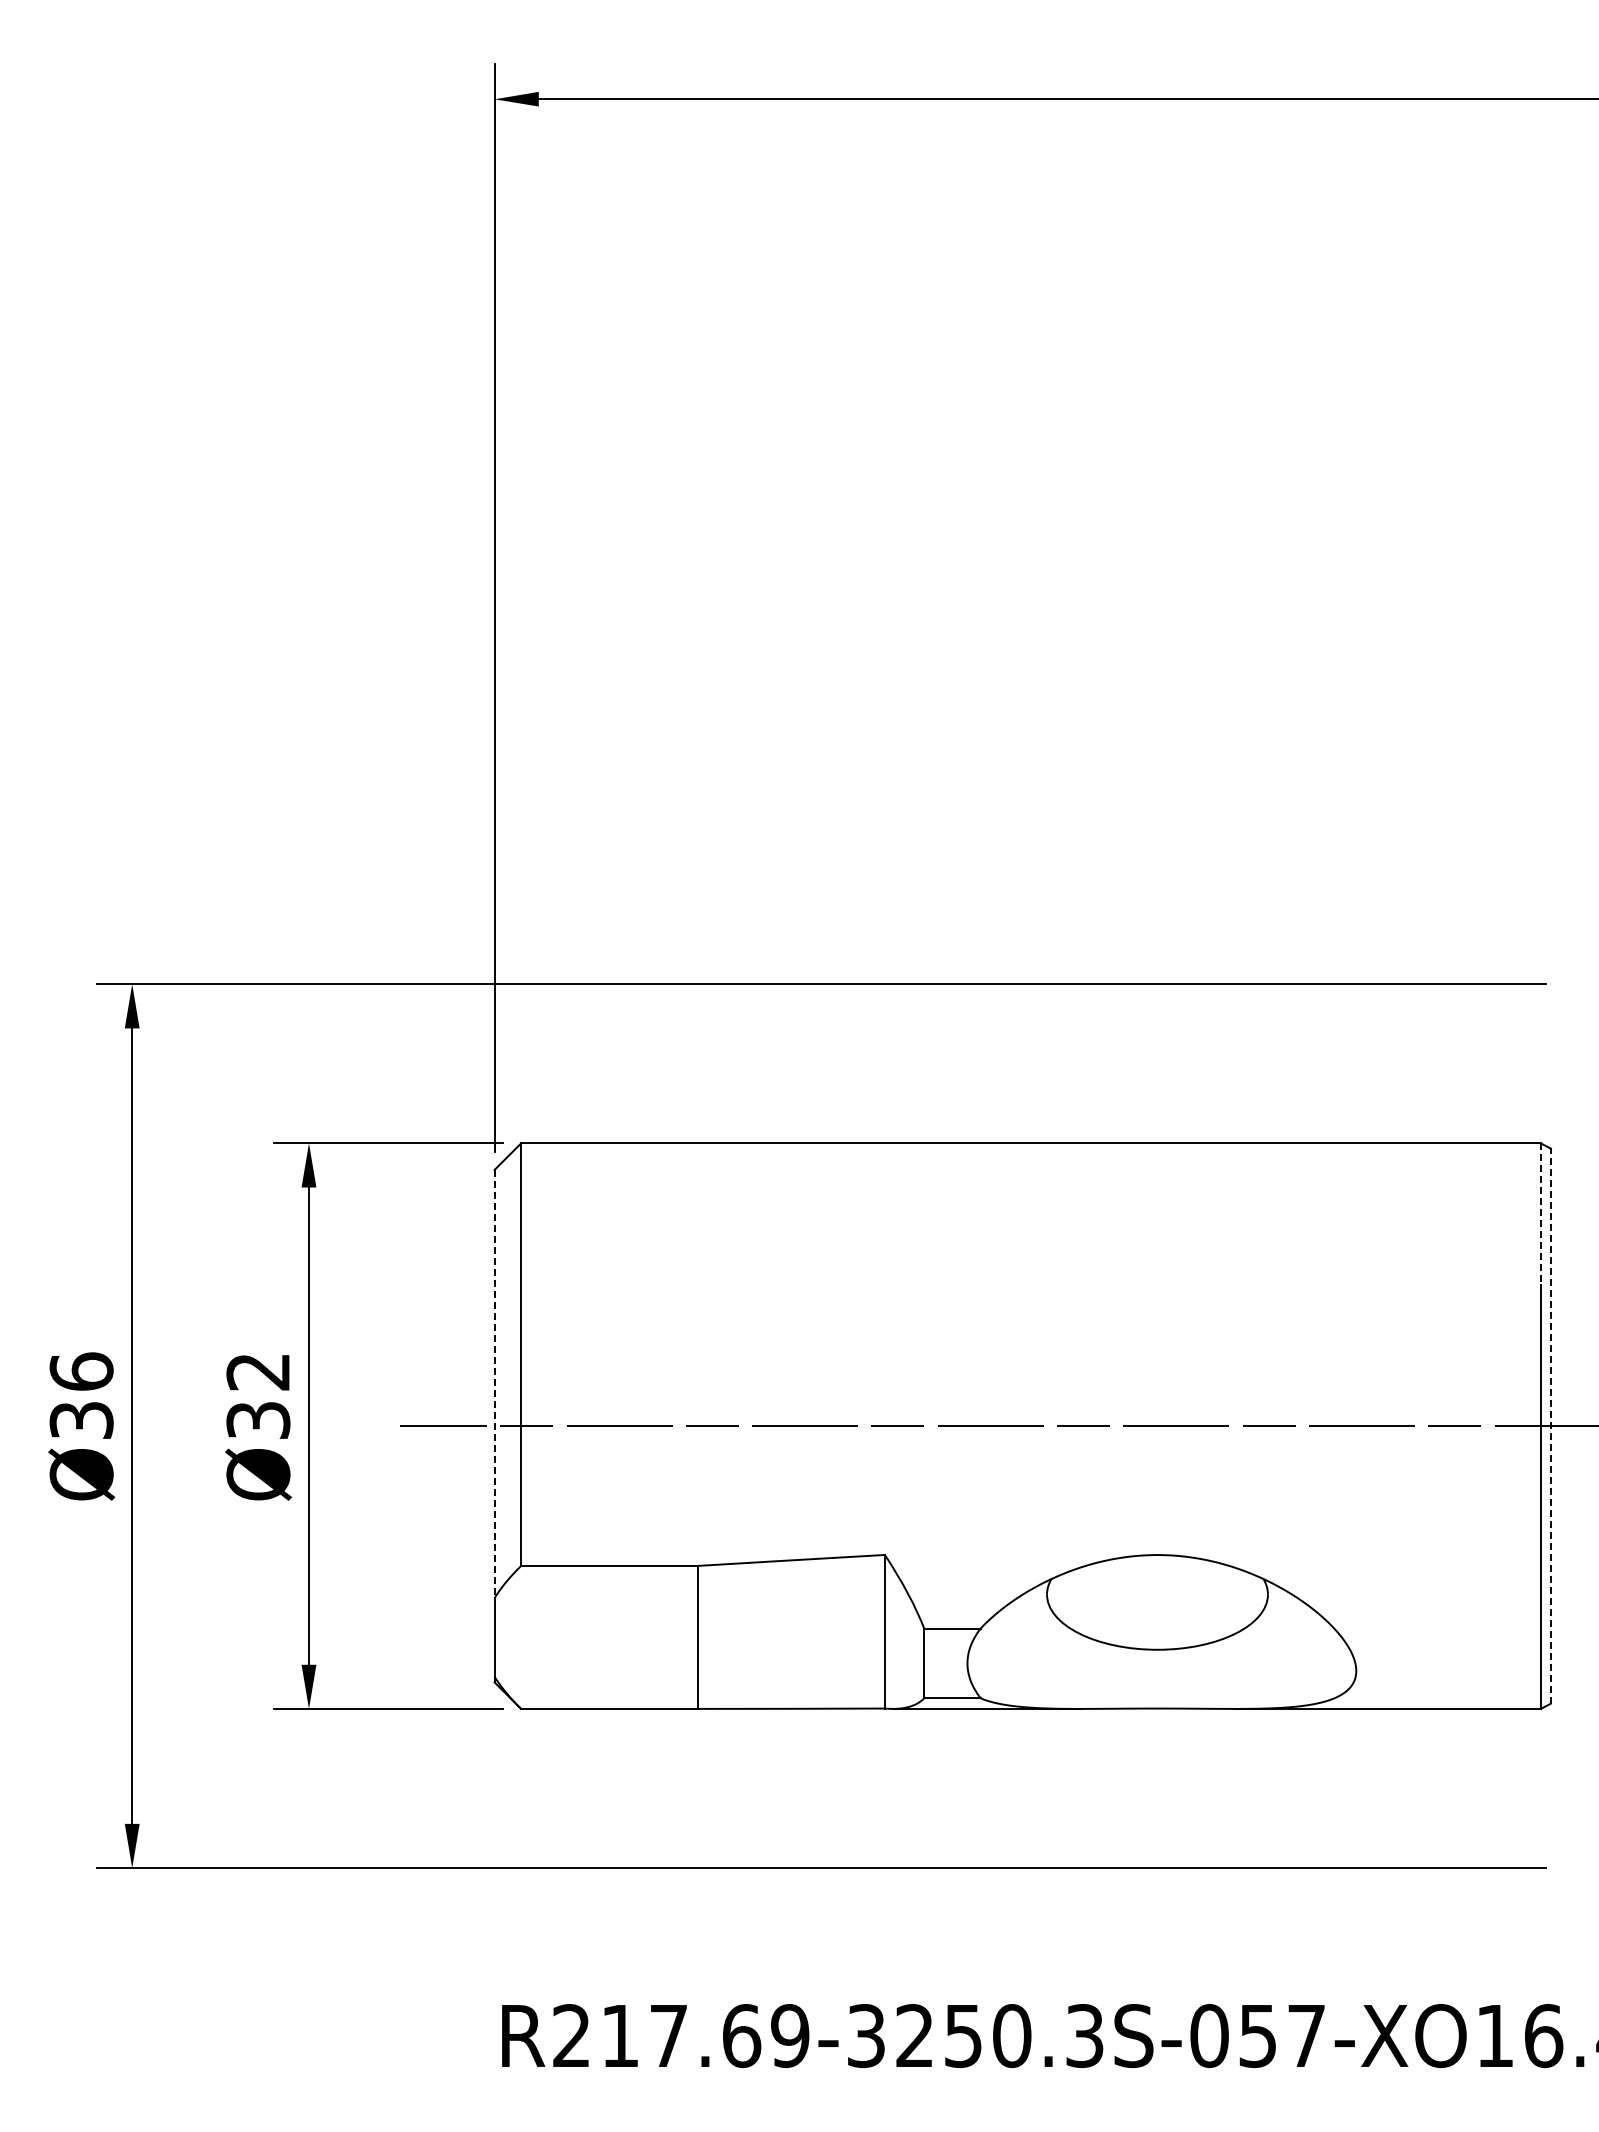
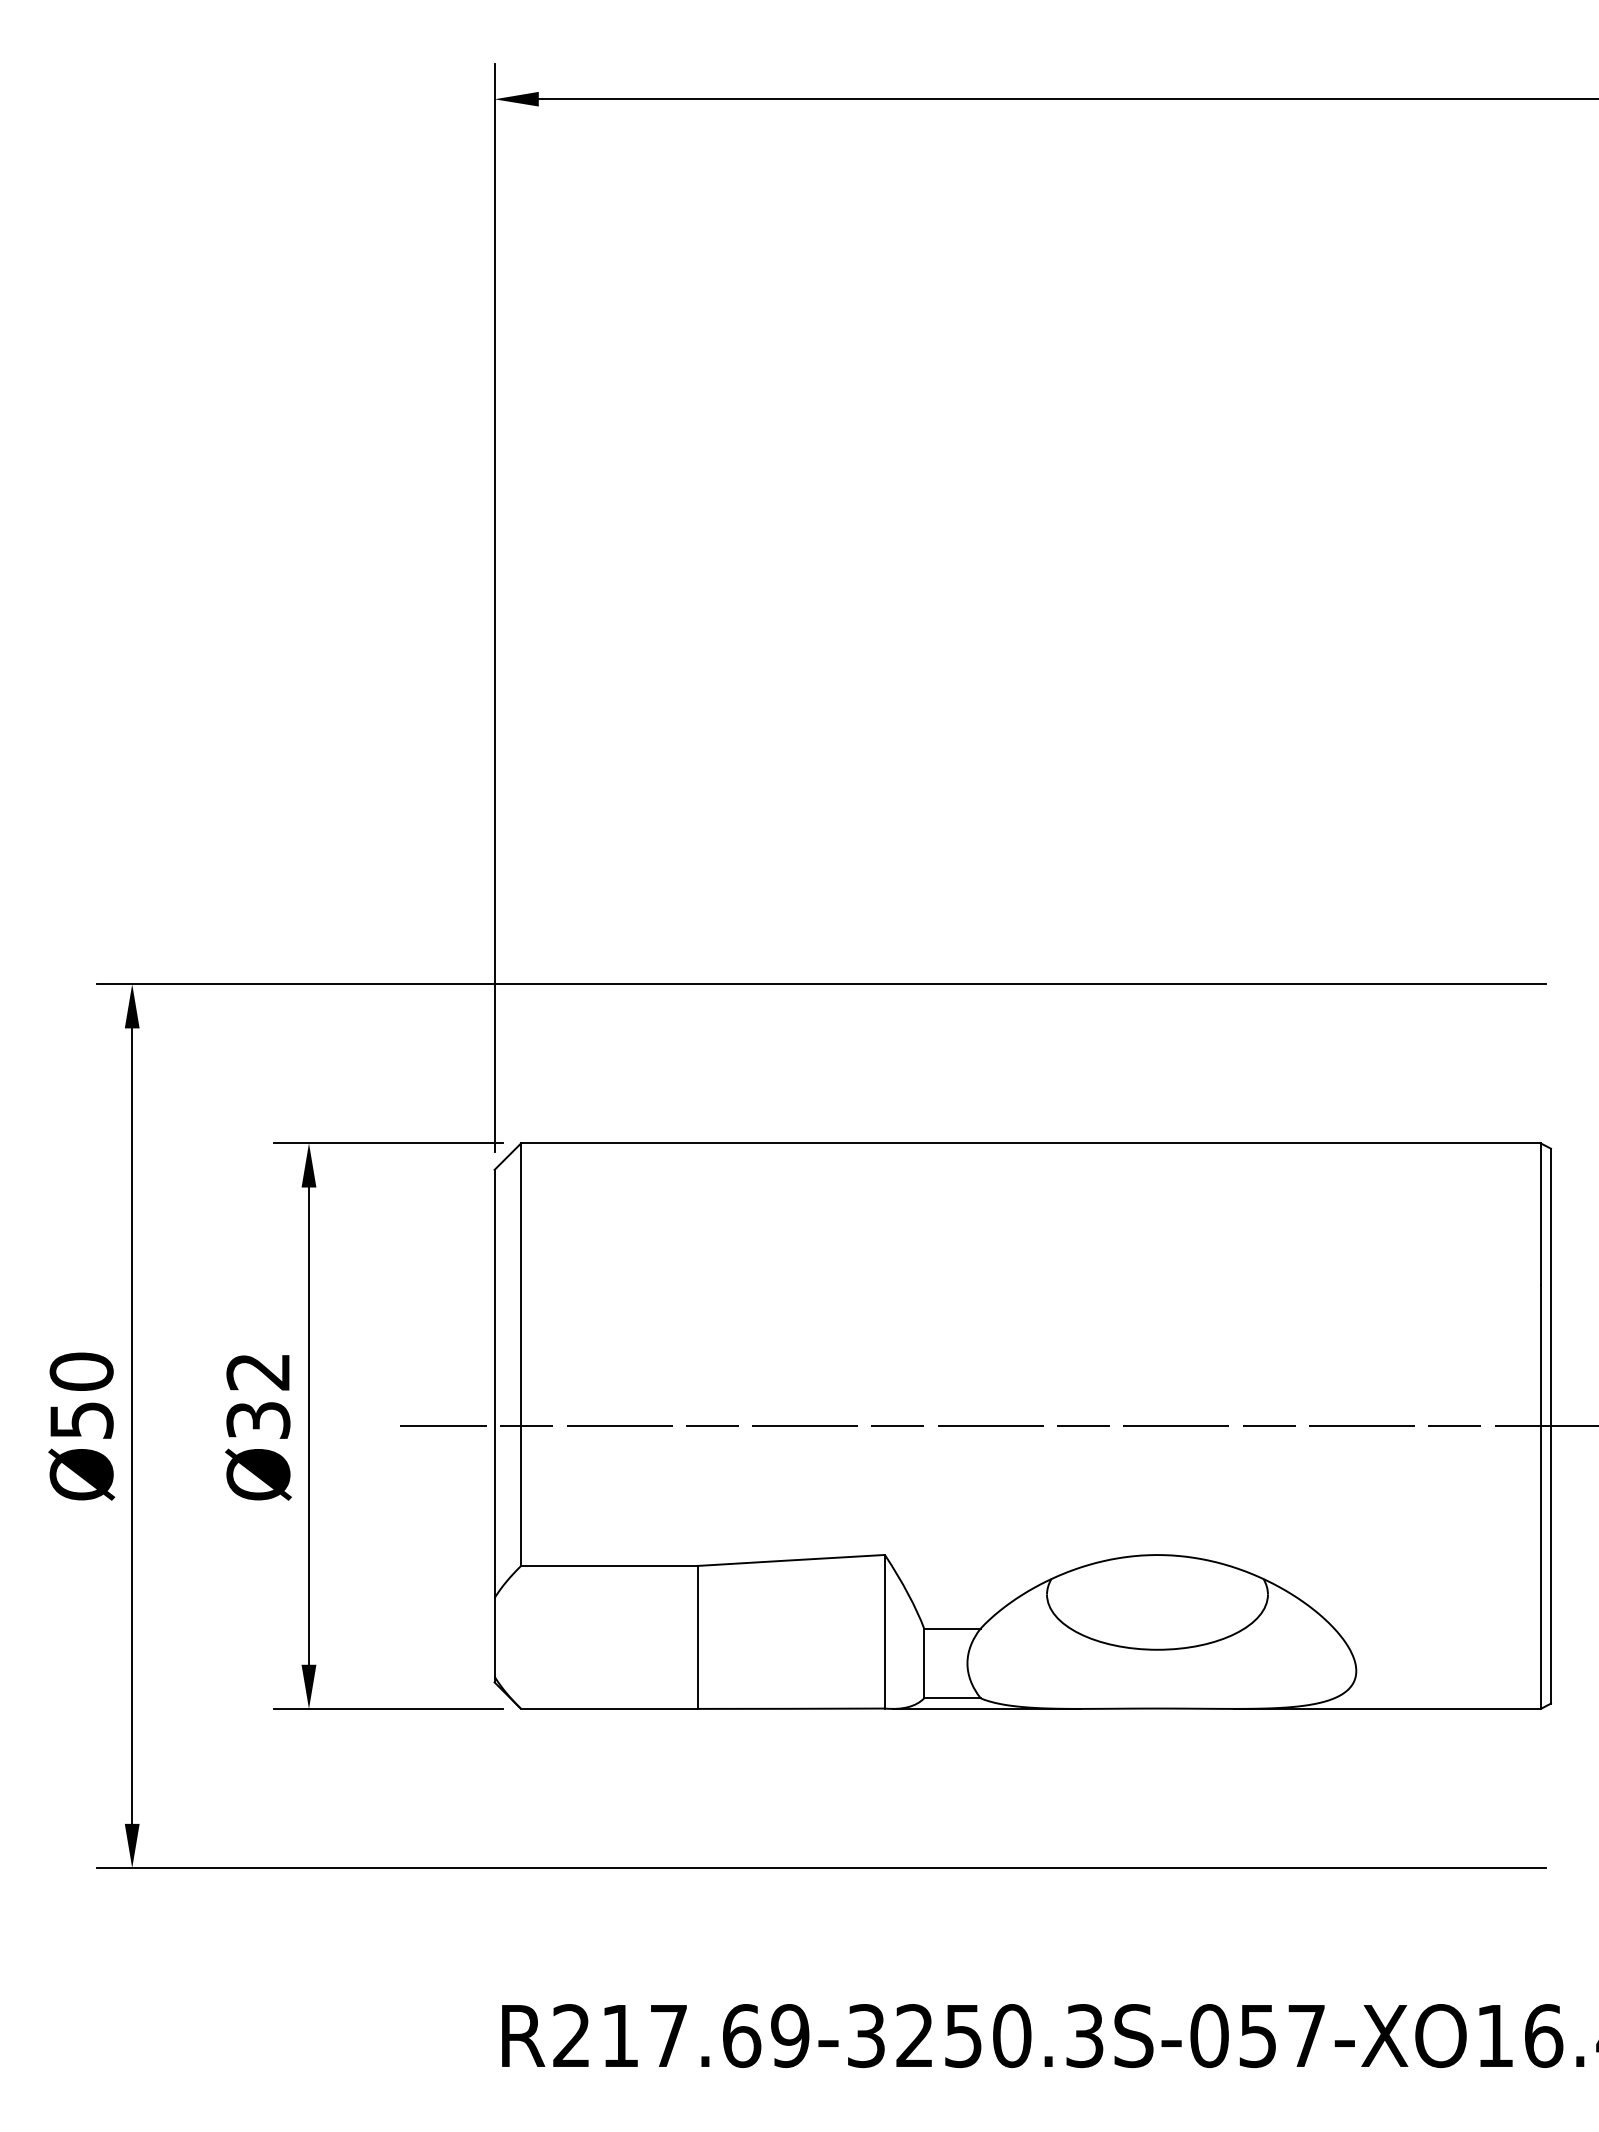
line: dashed -> solid (1540, 1214)
line: dashed -> solid (494, 1384)
text: Ø36 -> Ø50 (81, 1395)
line: dashed -> solid (1550, 1425)
